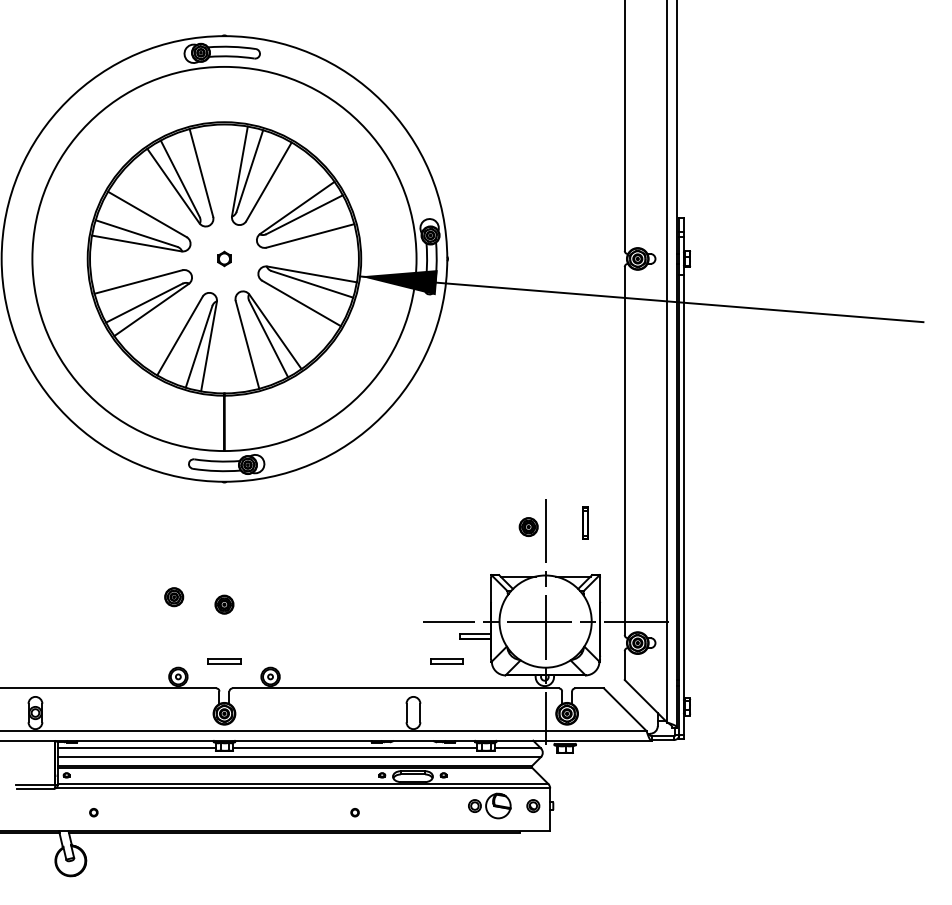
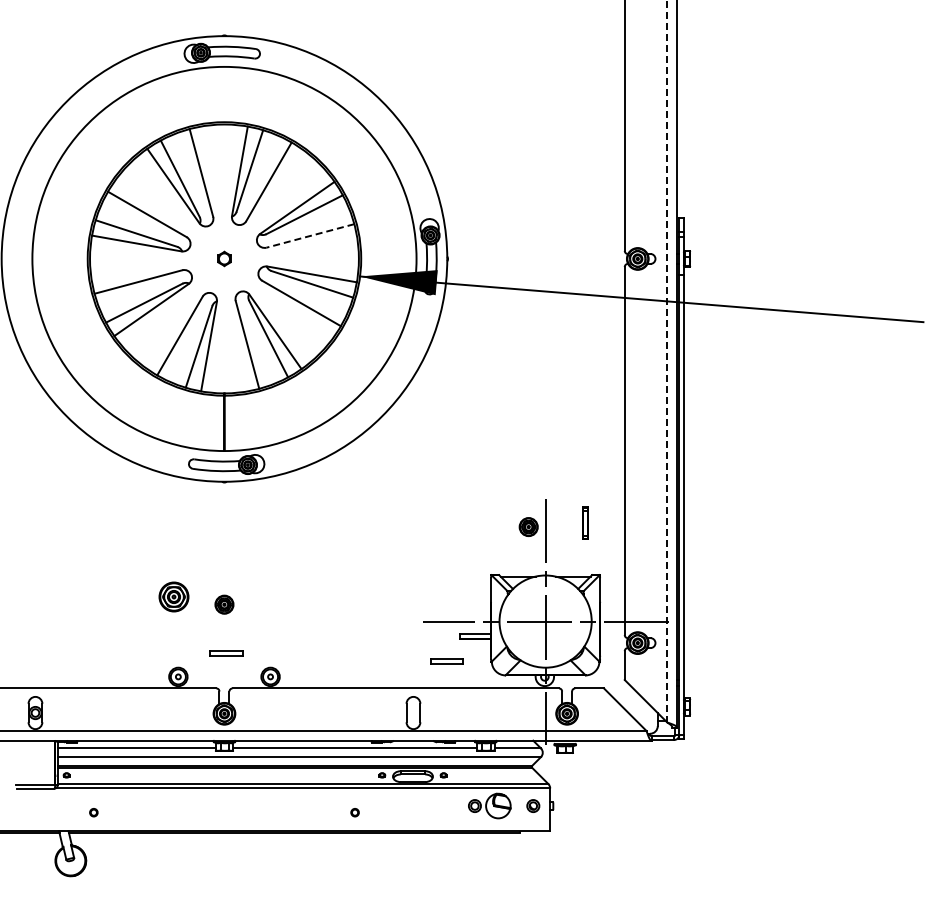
line: solid -> dashed (309, 236)
line: solid -> dashed (667, 360)
part size: 21x21 px -> 32x32 px (173, 596)
part position: (224, 661) -> (226, 653) (226, 653)
